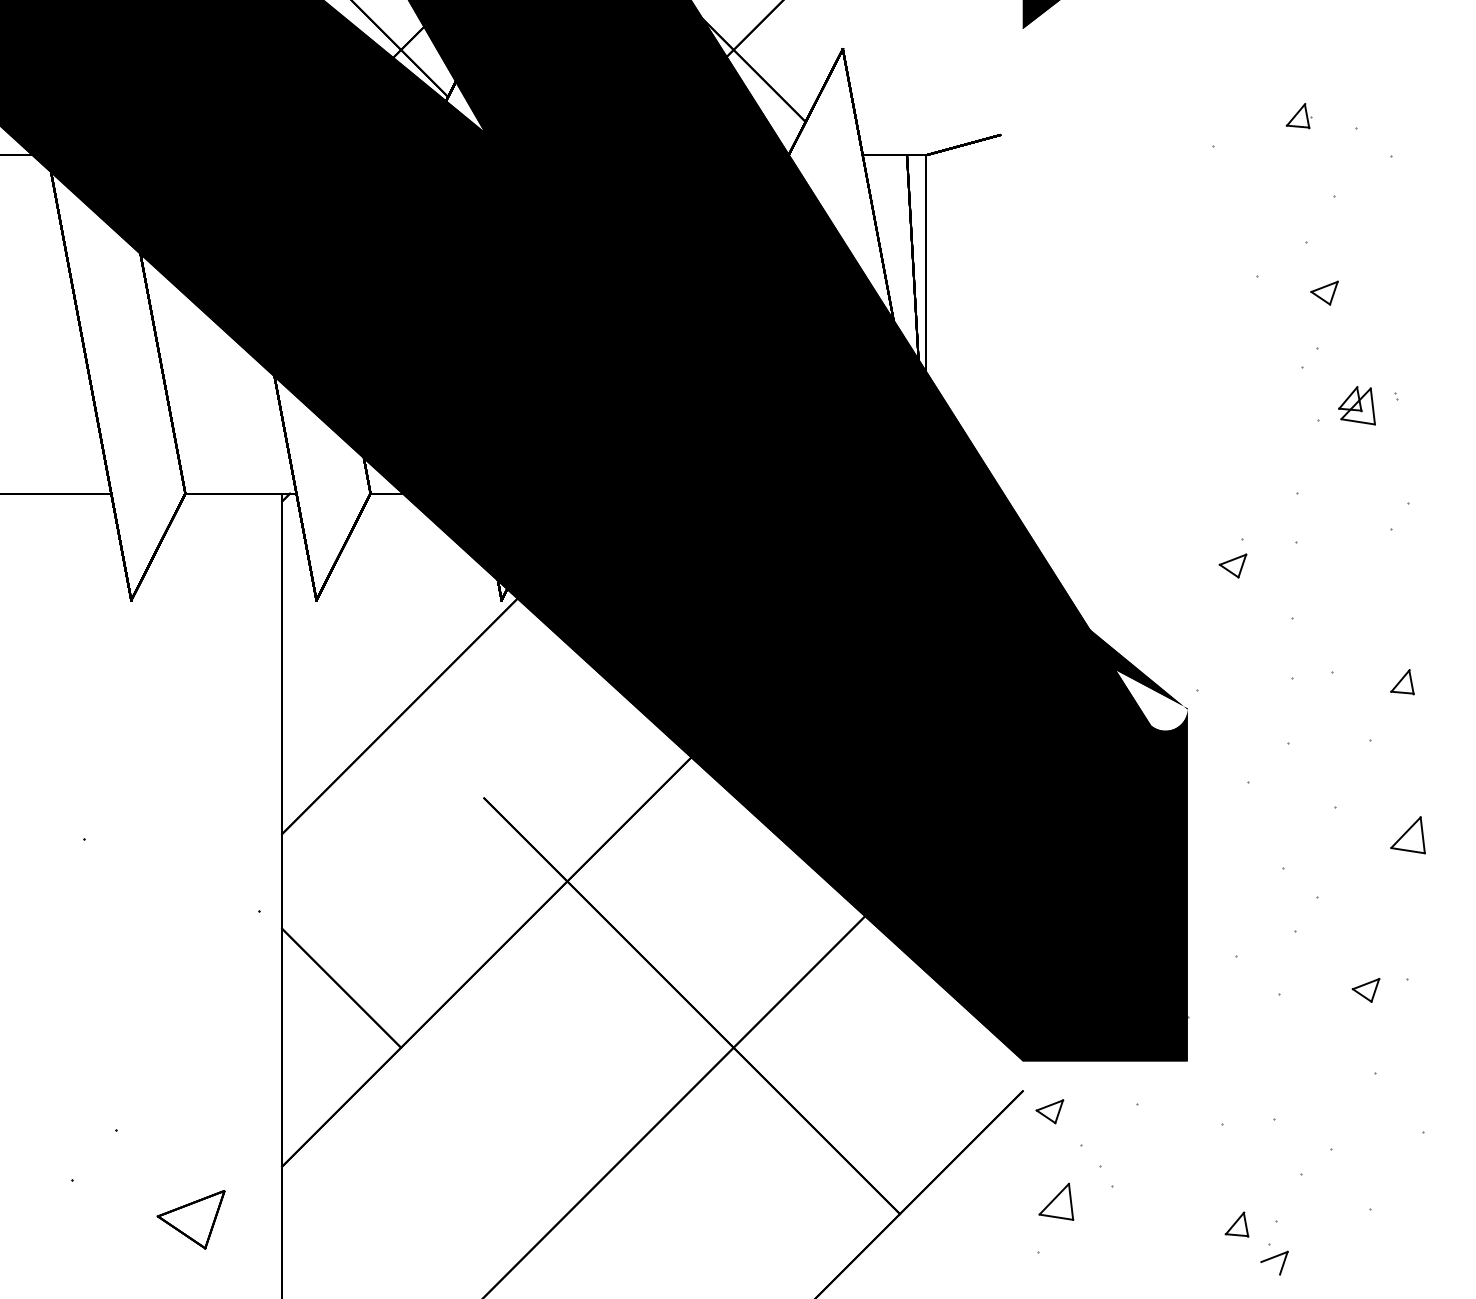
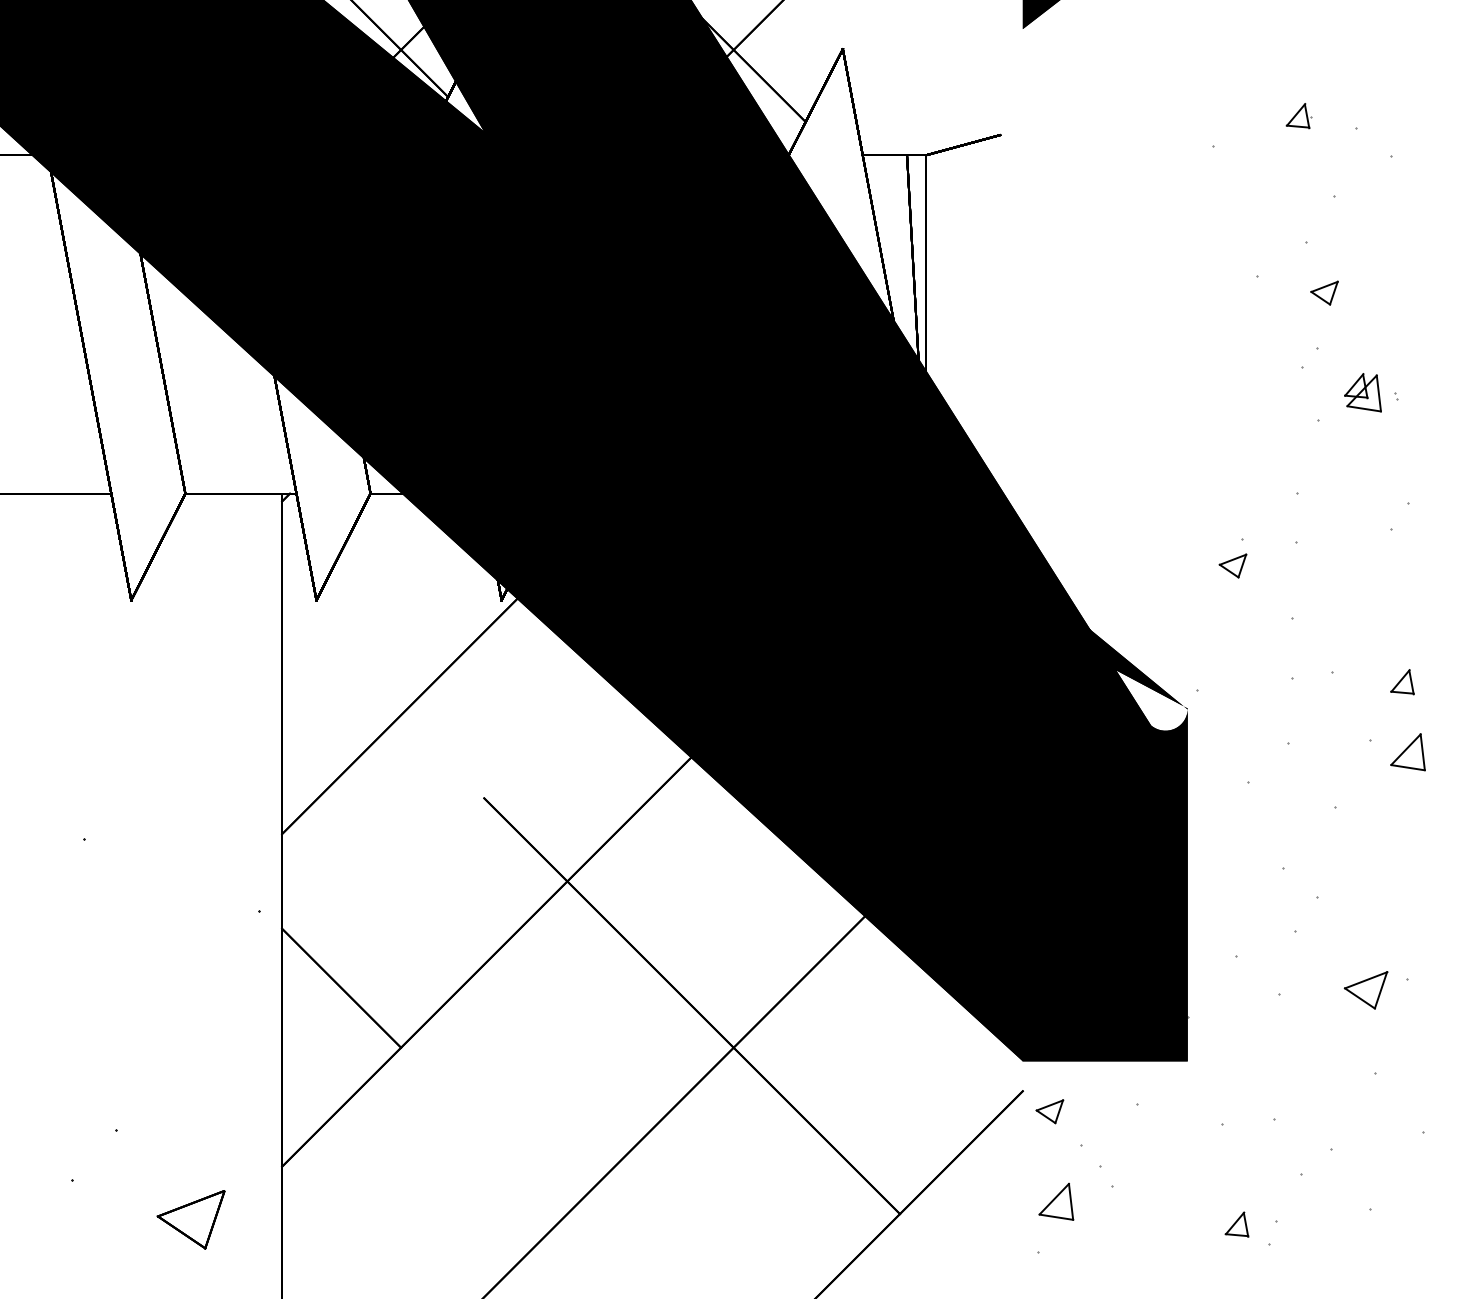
part position: (1356, 405) -> (1362, 392) (1362, 392)
part position: (1407, 835) -> (1407, 752) (1407, 752)
part size: 30x25 px -> 46x39 px (1365, 990)
part: present -> none (1274, 1262)
